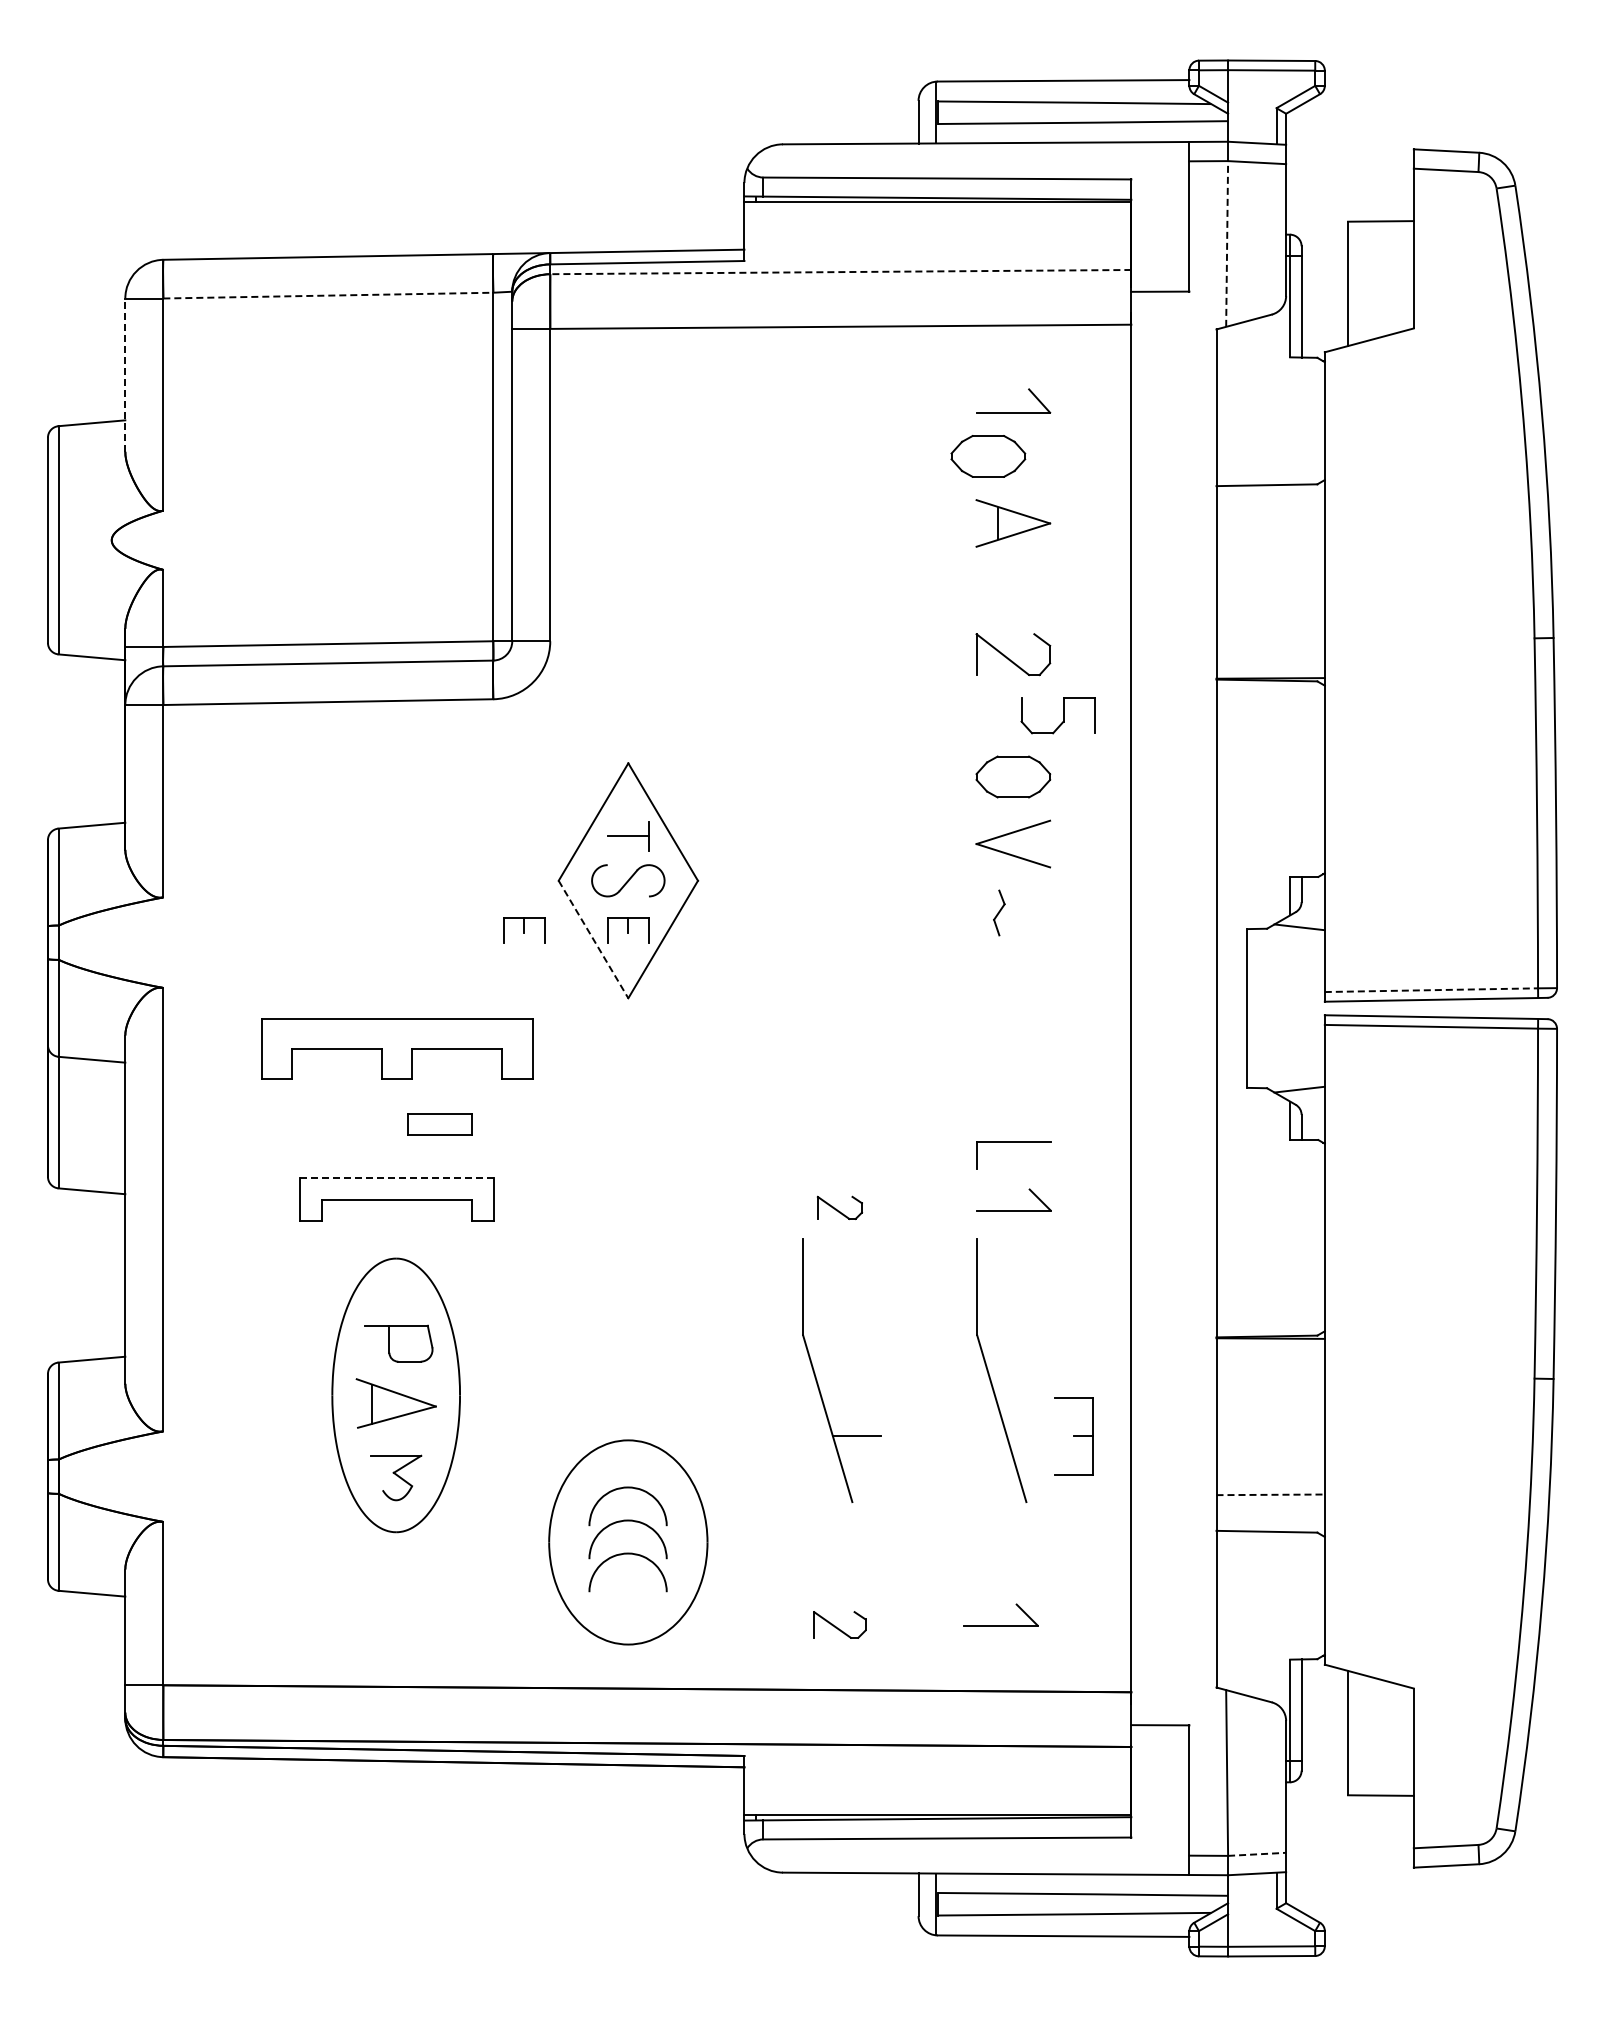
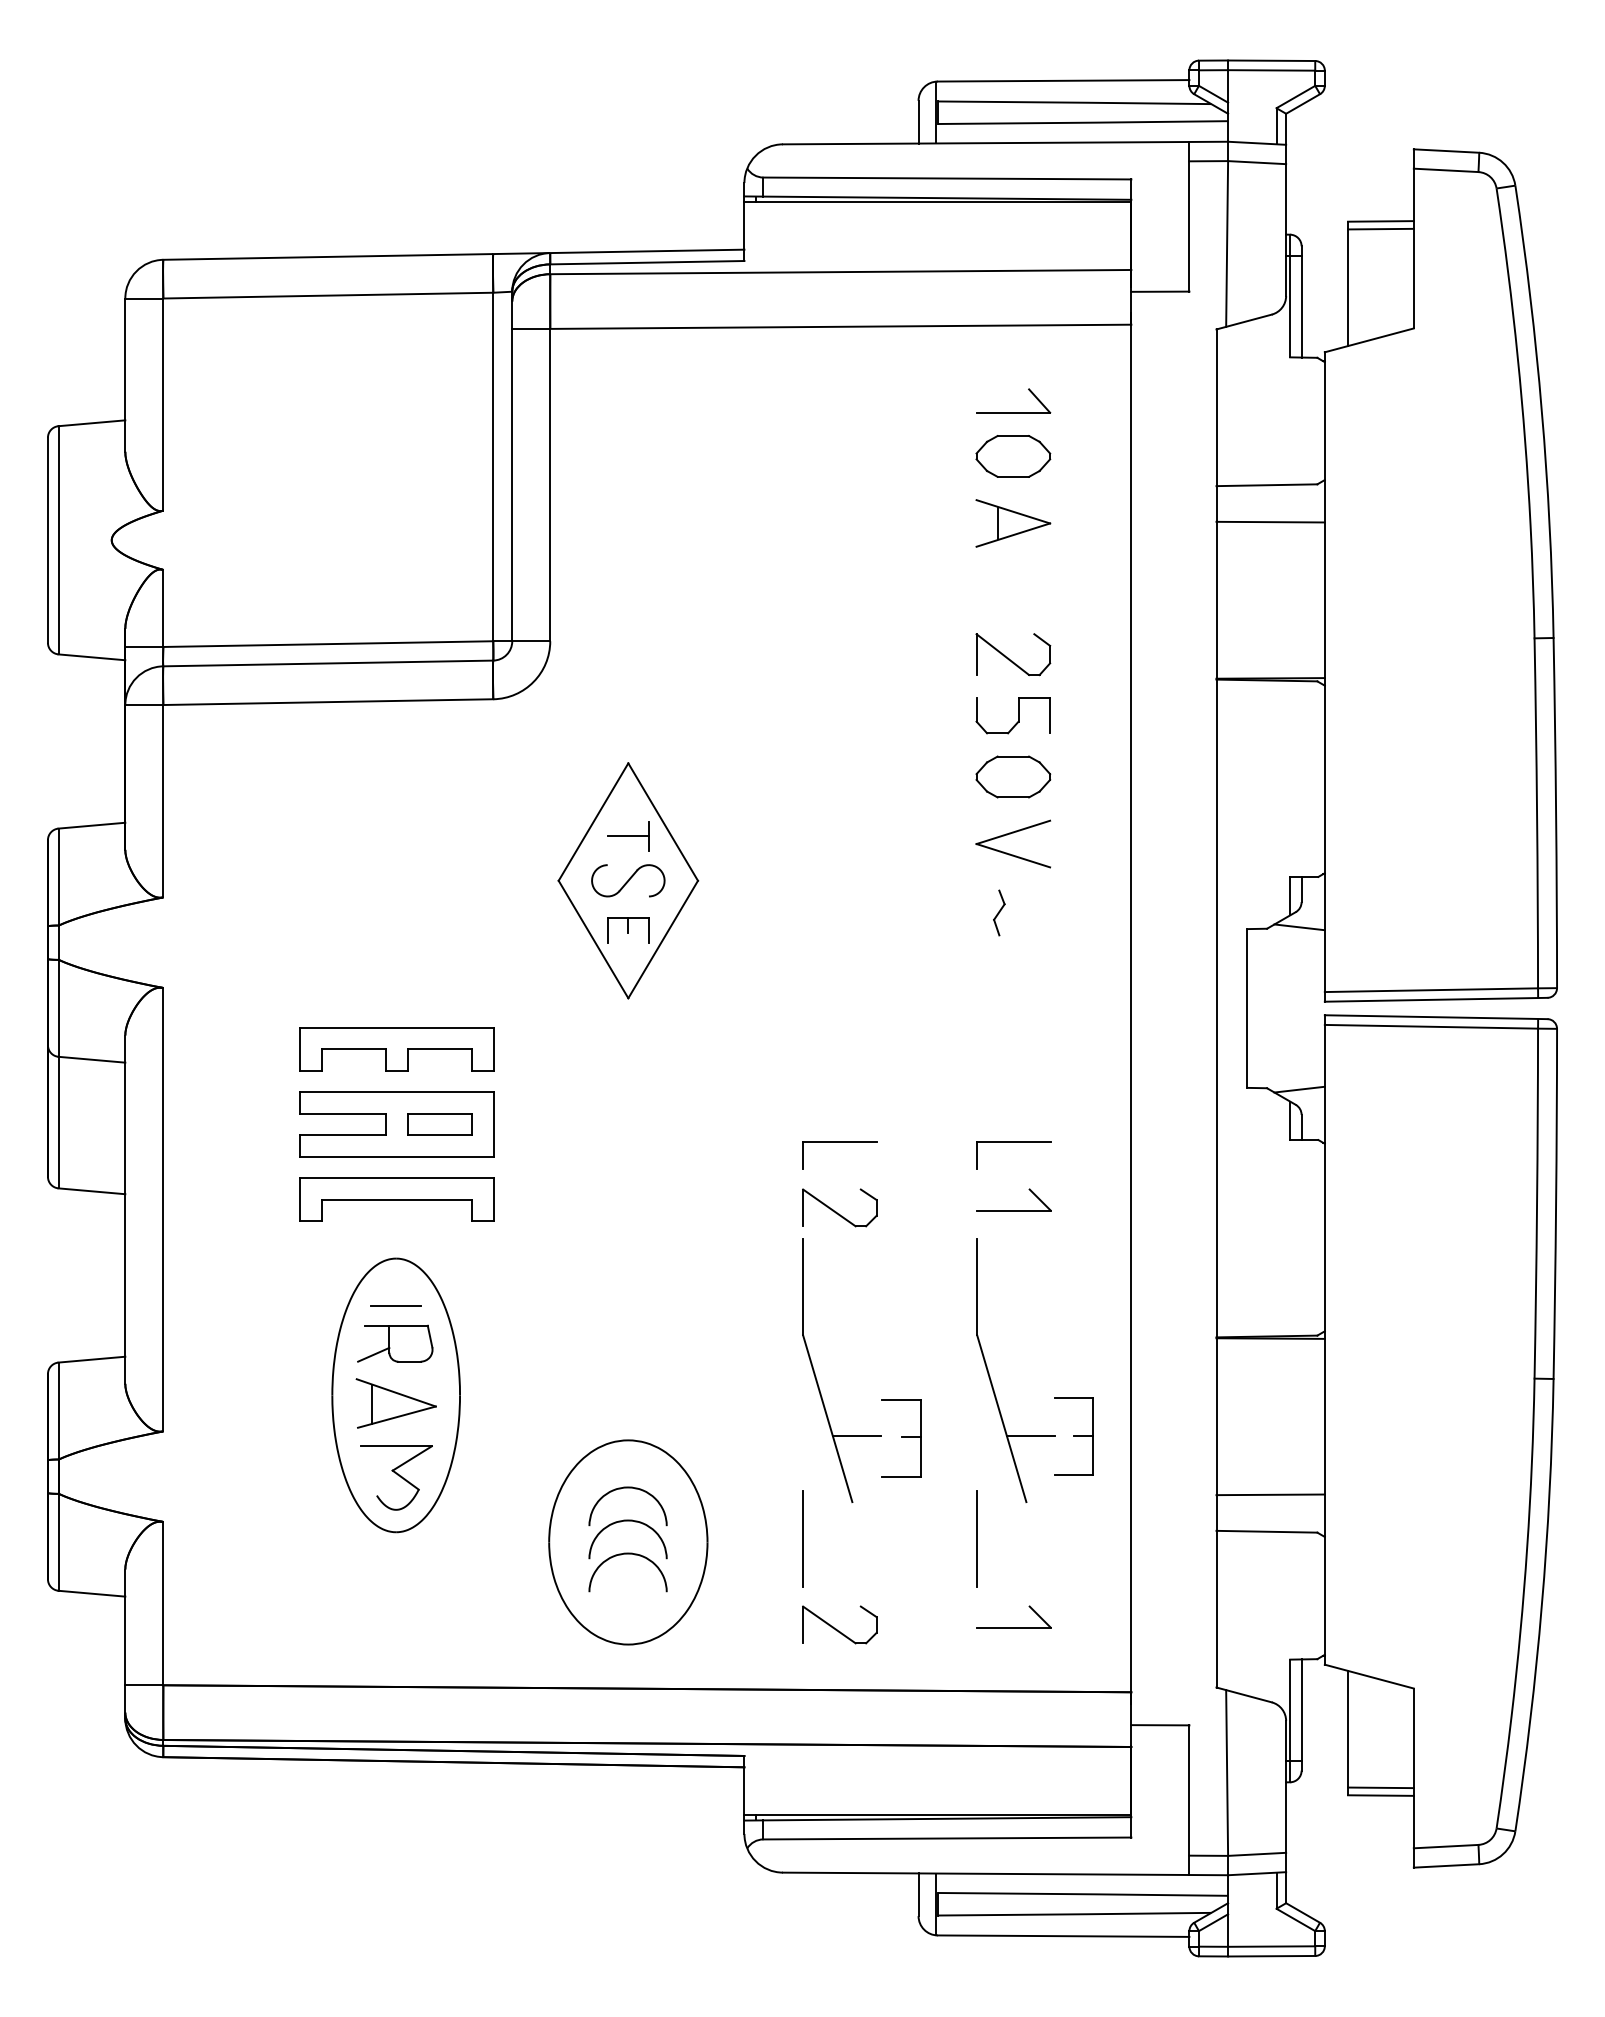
line: none -> present (1380, 228)
line: dashed -> solid (1227, 243)
line: dashed -> solid (840, 272)
line: dashed -> solid (328, 295)
line: dashed -> solid (125, 375)
part position: (988, 456) -> (1013, 456) (1013, 456)
line: none -> present (1270, 521)
part position: (1057, 715) -> (1012, 715) (1012, 715)
part: present -> none (524, 930)
line: dashed -> solid (593, 939)
line: dashed -> solid (1431, 990)
part size: 273x62 px -> 196x45 px (396, 1049)
part: none -> present (396, 1124)
part: none -> present (839, 1142)
line: dashed -> solid (397, 1178)
part size: 48x25 px -> 76x40 px (839, 1207)
line: none -> present (396, 1306)
line: none -> present (373, 1354)
line: none -> present (1030, 1436)
part: none -> present (901, 1438)
part size: 53x48 px -> 73x66 px (396, 1477)
line: dashed -> solid (1271, 1494)
line: none -> present (803, 1538)
line: none -> present (977, 1538)
part size: 54x28 px -> 76x40 px (839, 1624)
part position: (1000, 1625) -> (1013, 1627) (1013, 1627)
line: none -> present (1380, 1787)
line: dashed -> solid (1257, 1854)
